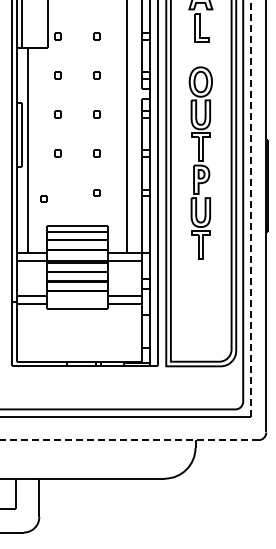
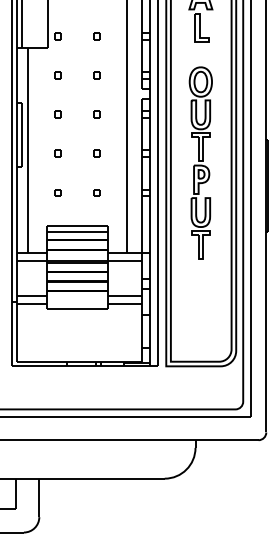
part position: (43, 198) -> (57, 192) (57, 192)
line: dashed -> solid (250, 208)
line: dashed -> solid (129, 440)
